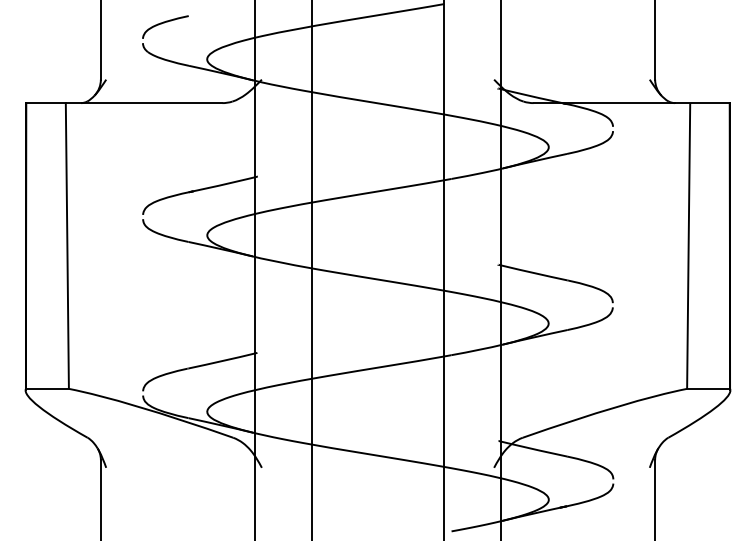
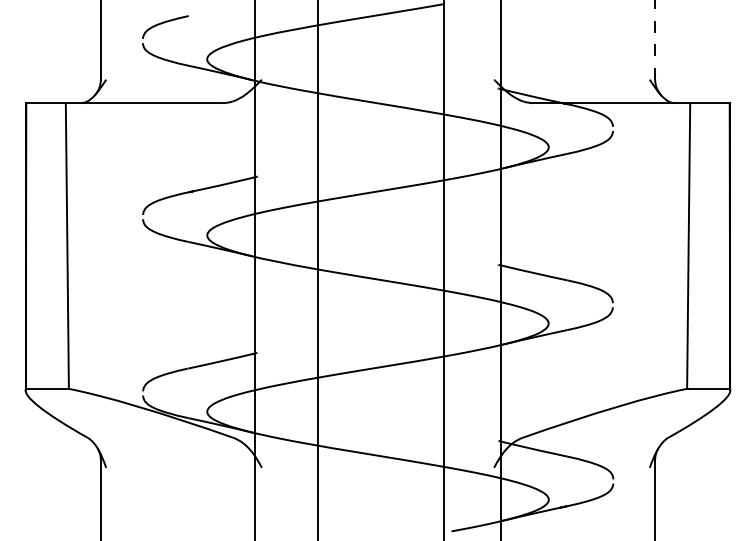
line: solid -> dashed (655, 39)
line position: (311, 269) -> (317, 269) (317, 269)
